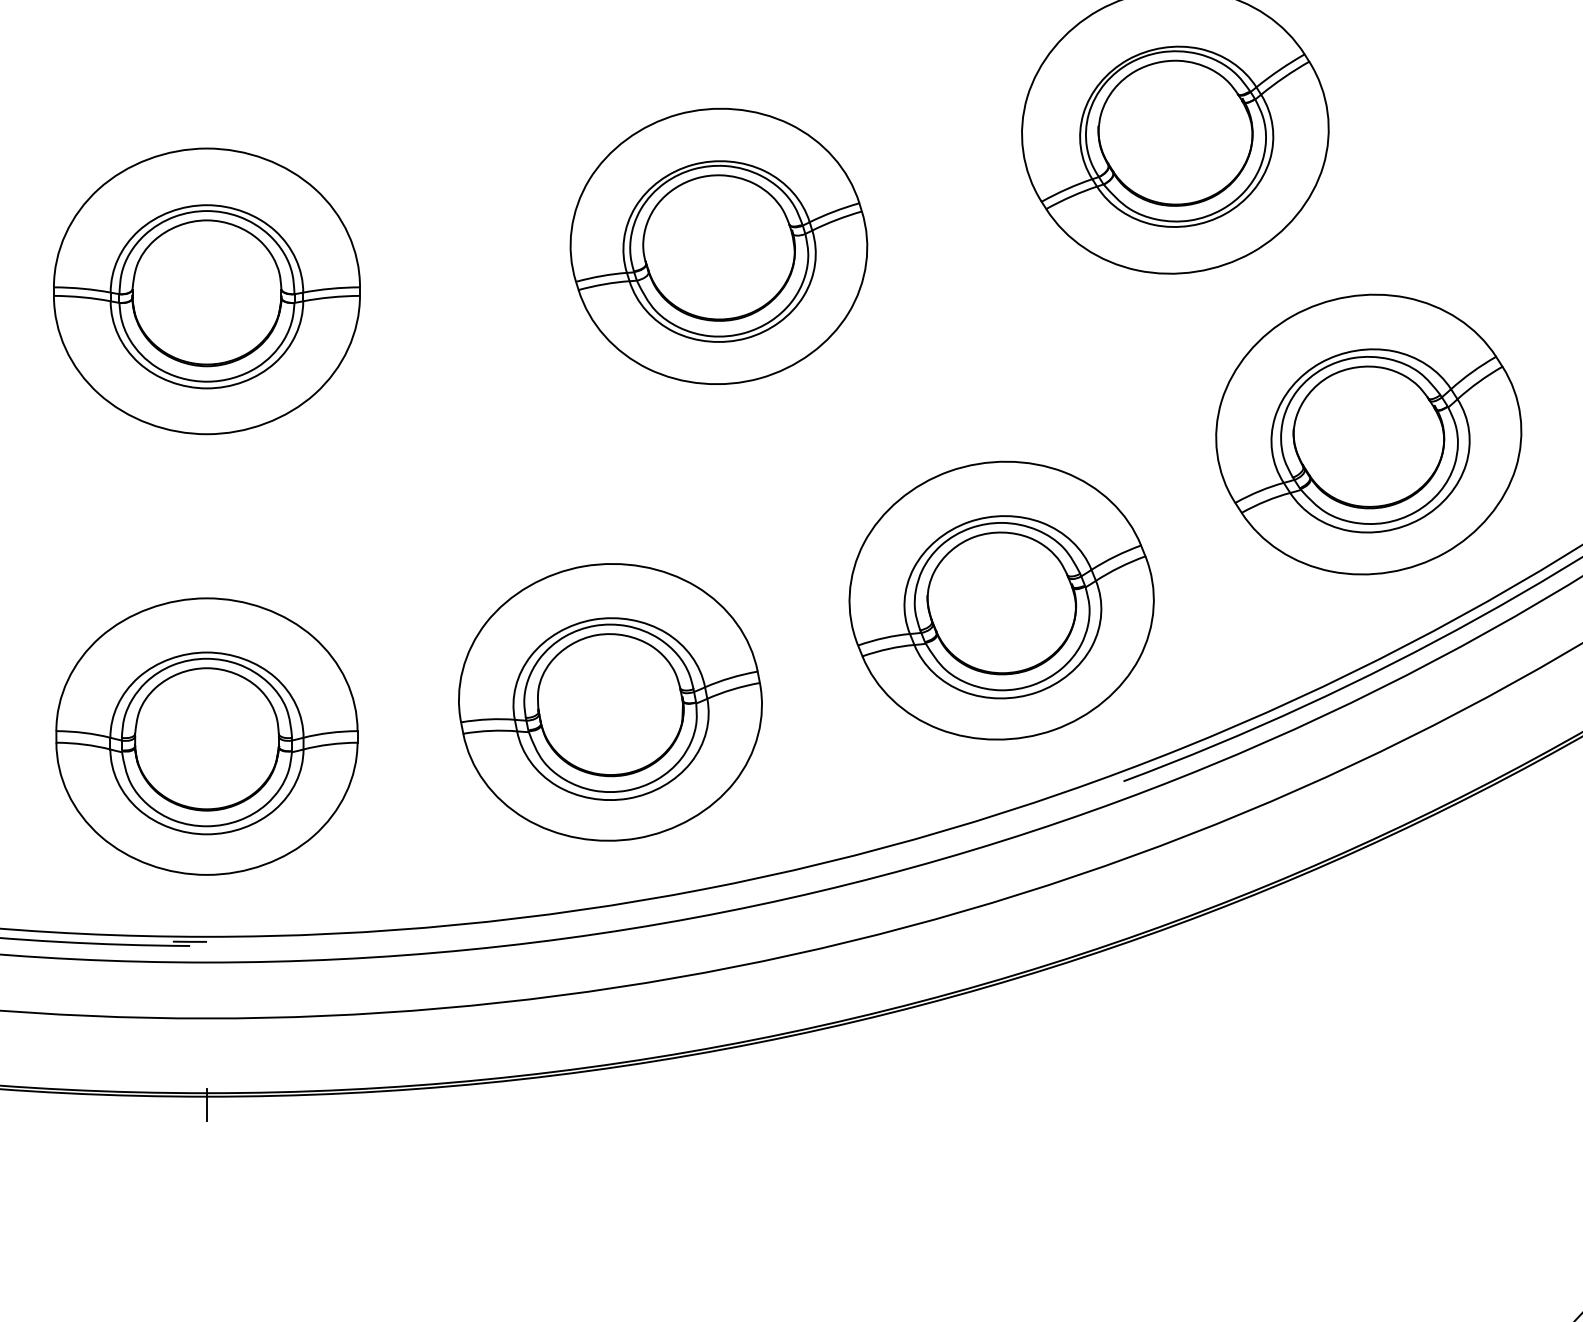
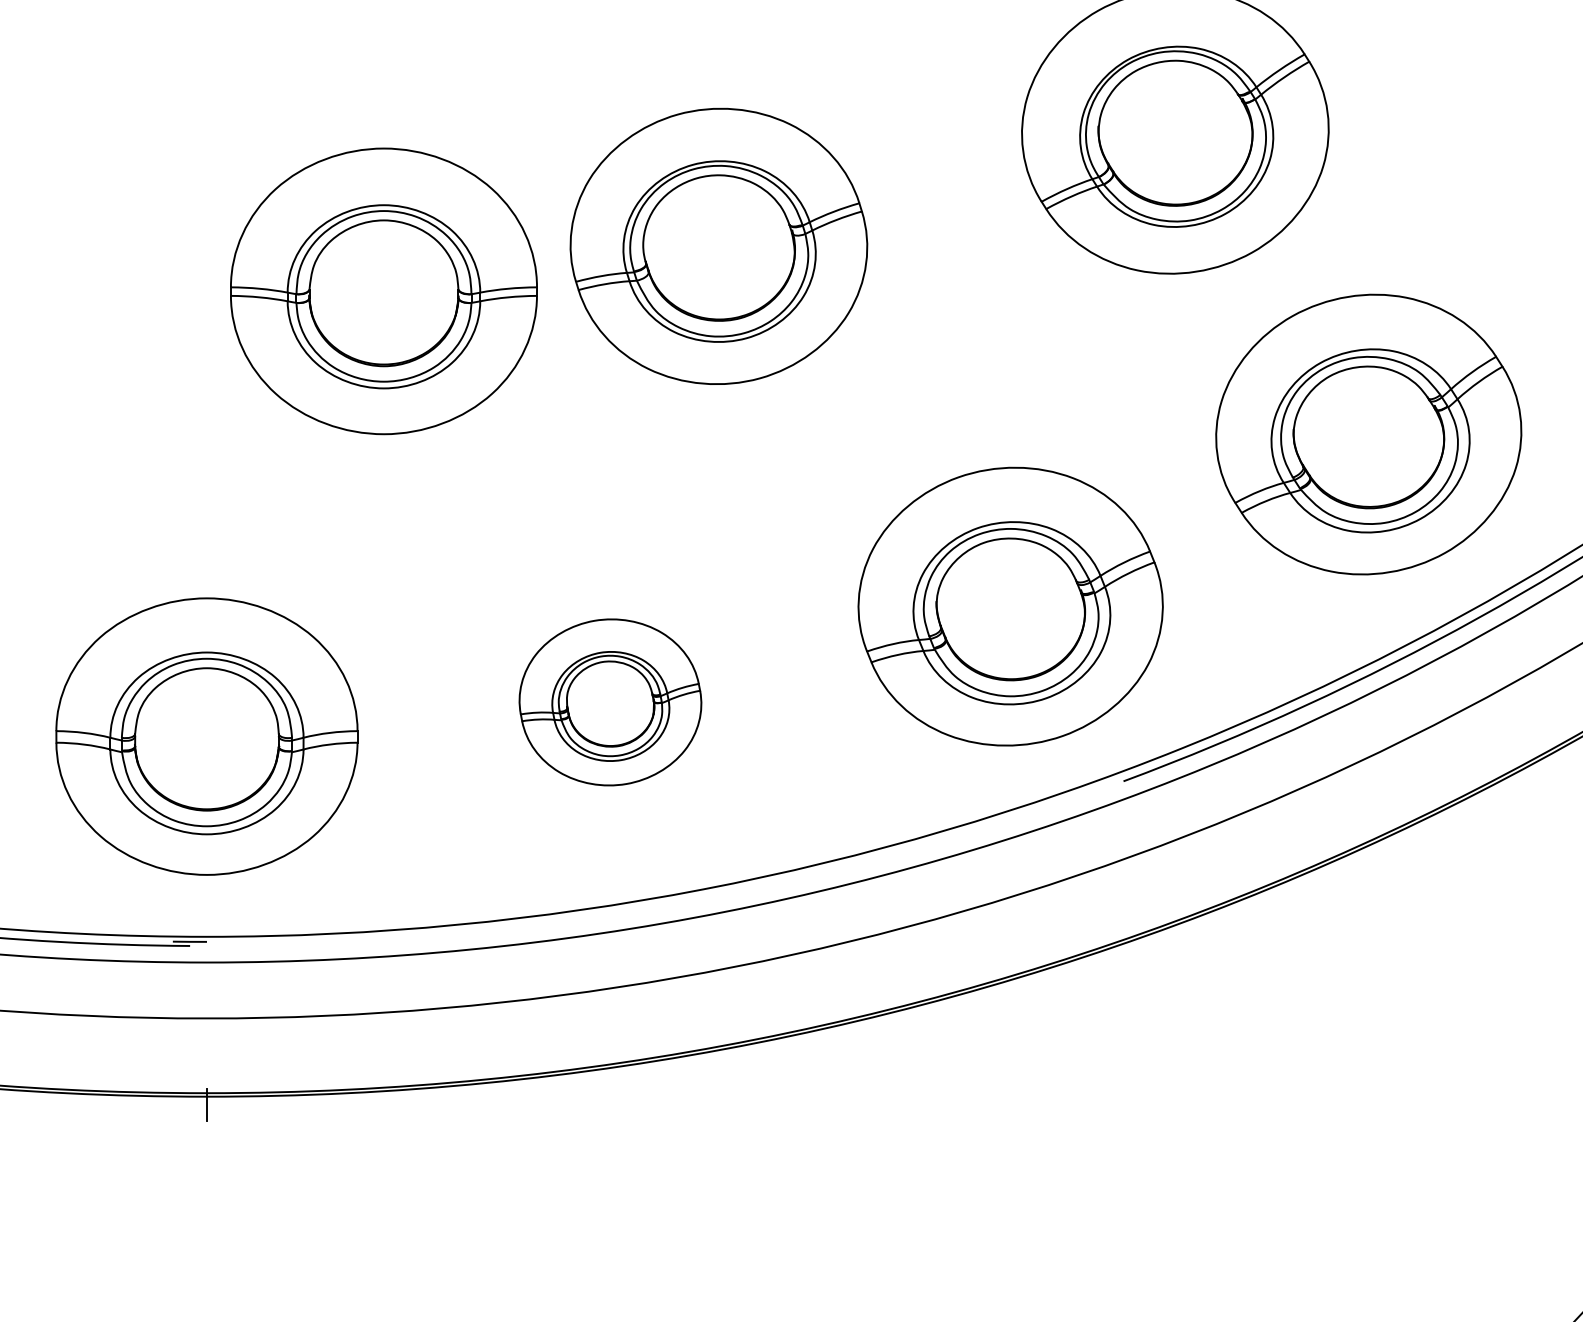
part position: (206, 291) -> (383, 291) (383, 291)
part position: (1001, 600) -> (1010, 606) (1010, 606)
part size: 305x279 px -> 185x169 px (610, 702)
